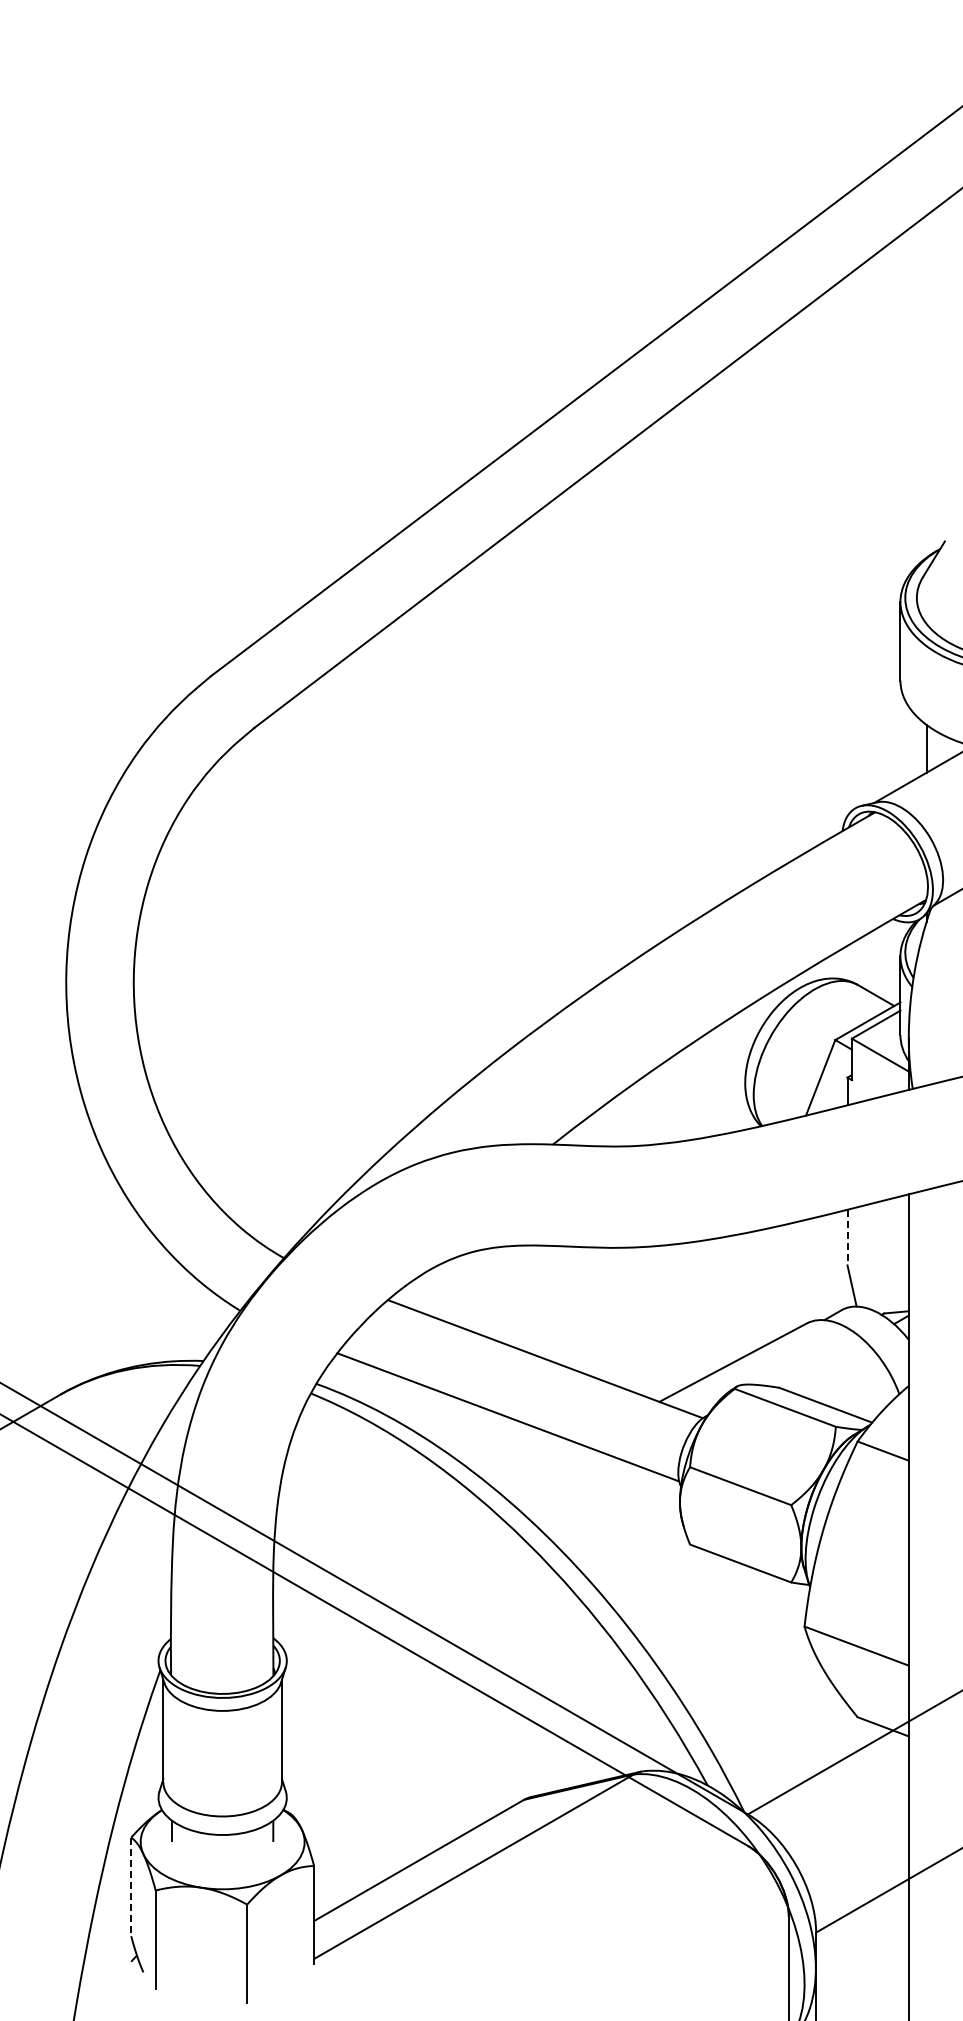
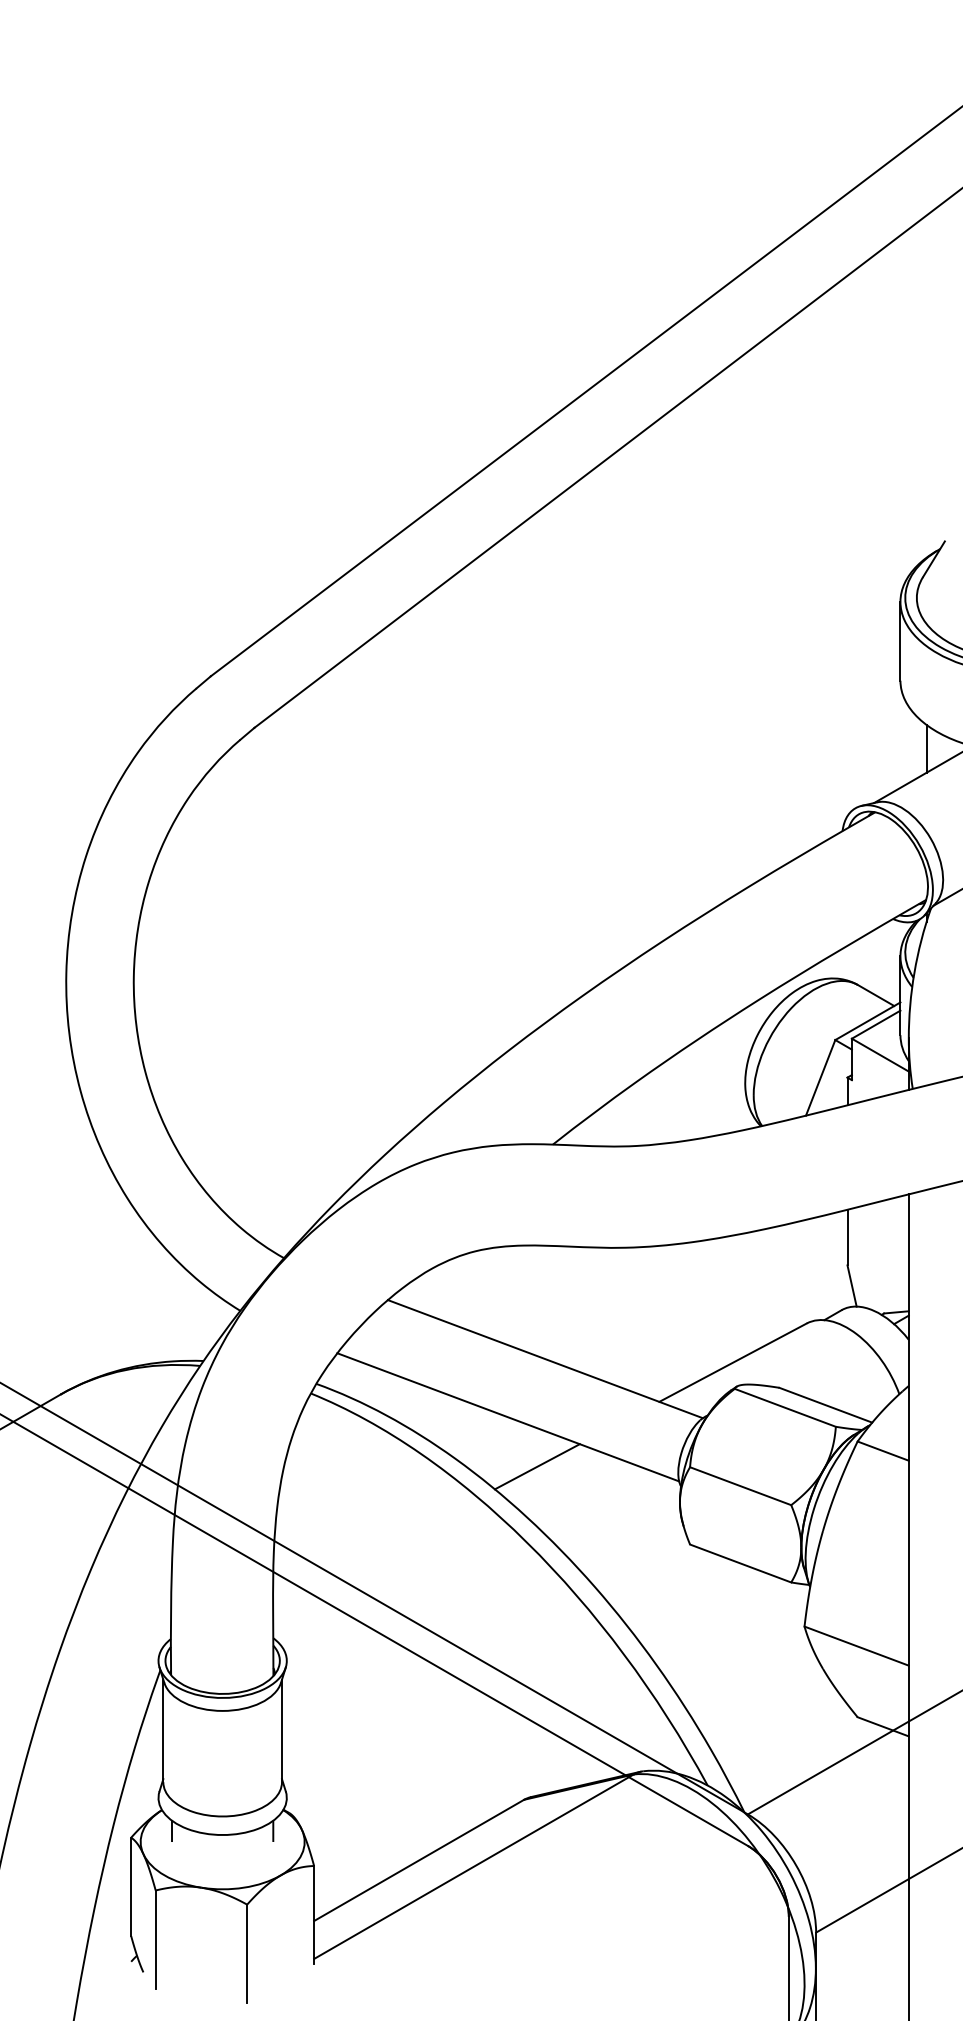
line: dashed -> solid (847, 1237)
line: none -> present (536, 1466)
line: dashed -> solid (131, 1887)
